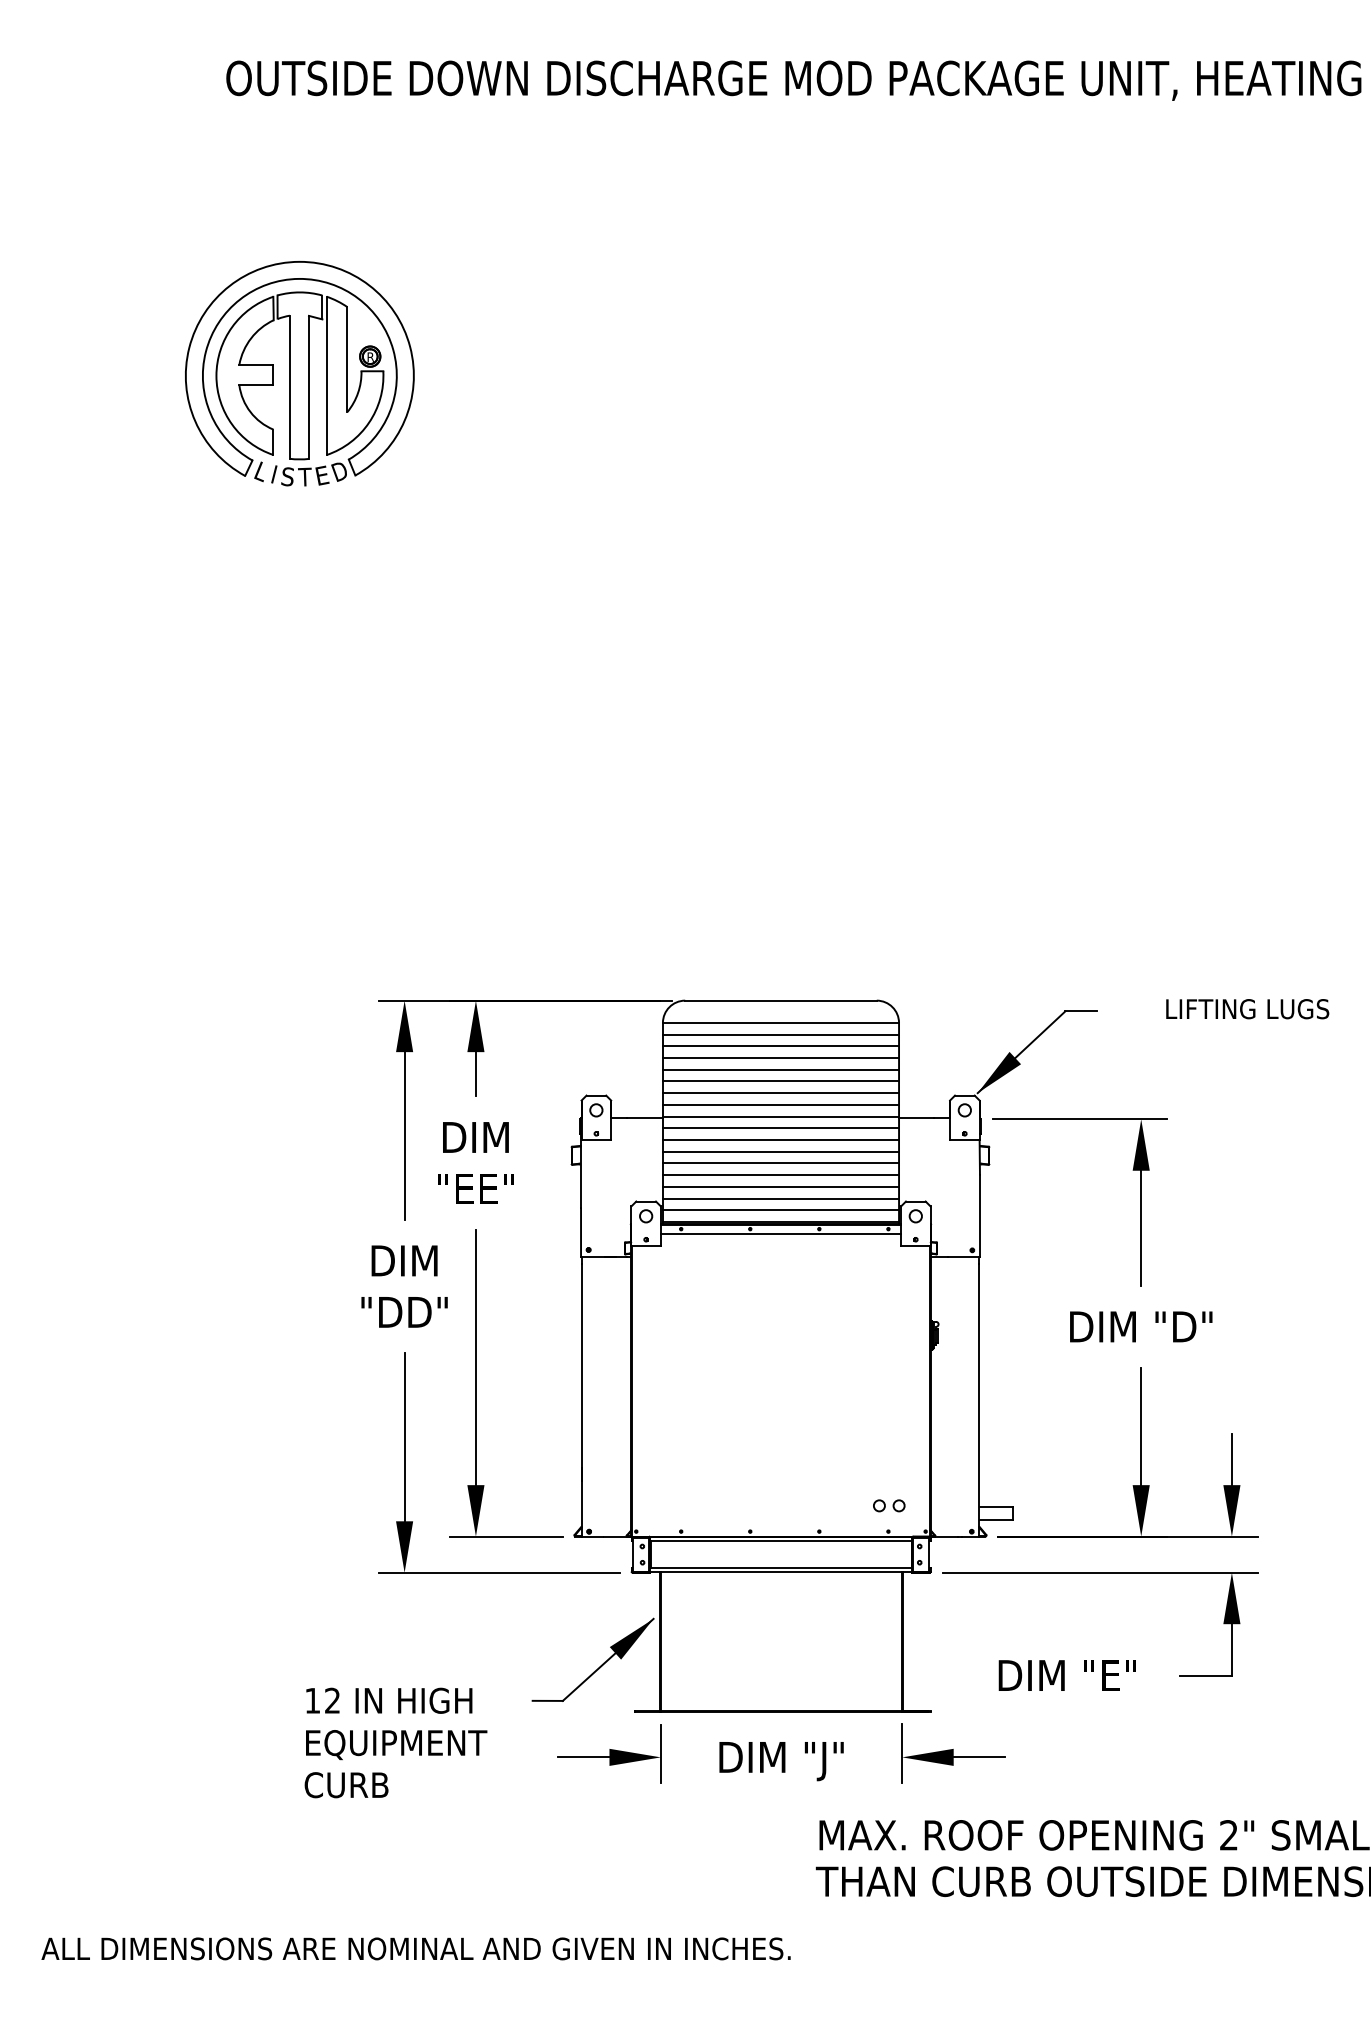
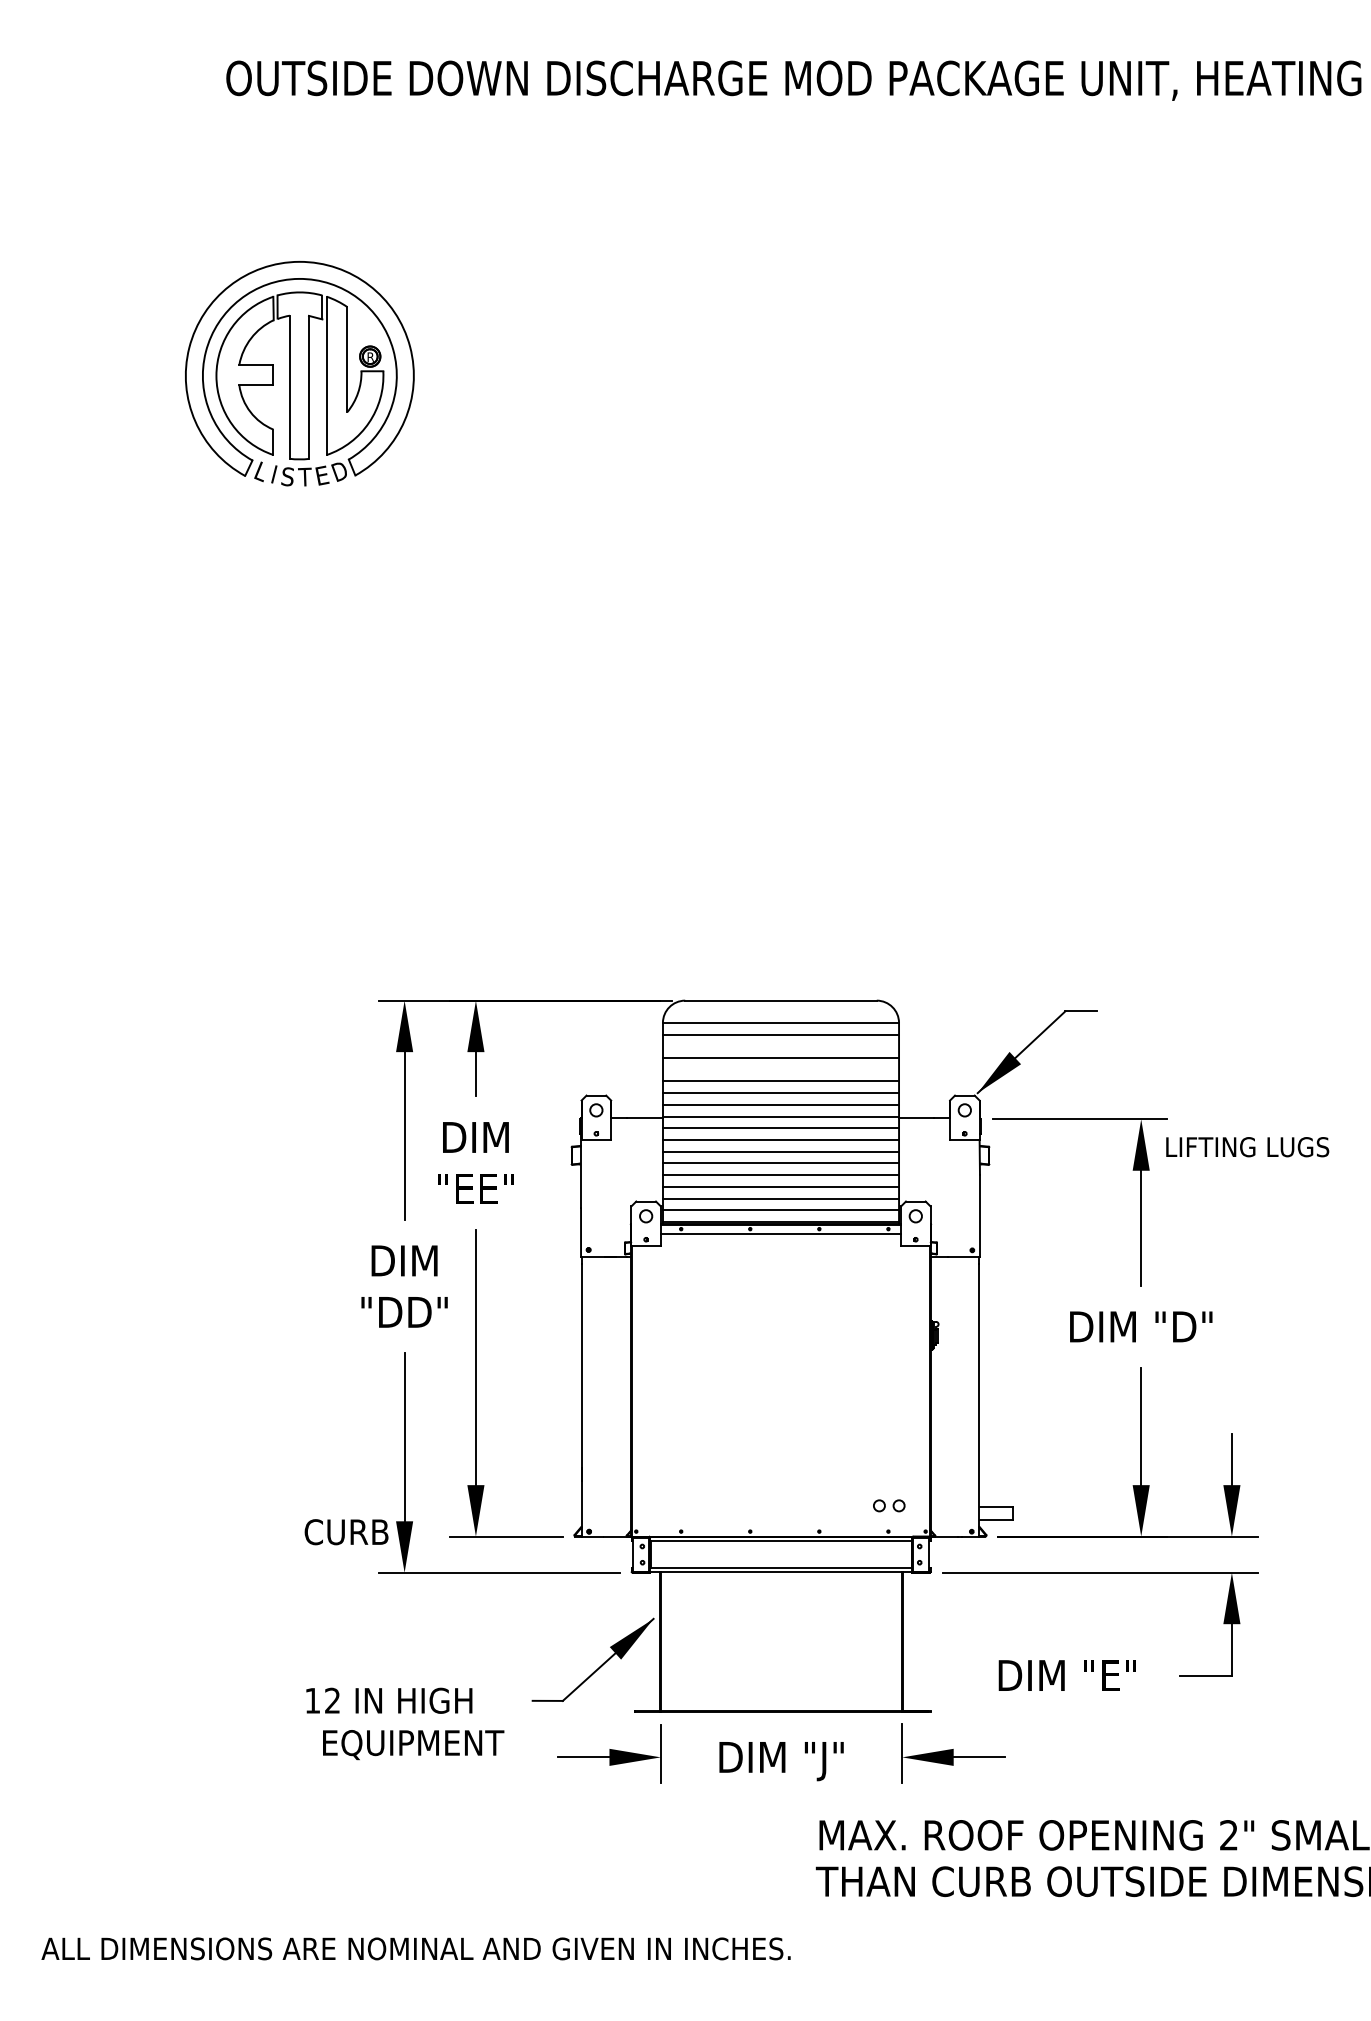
text position: (1247, 1009) -> (1247, 1147) (1247, 1147)
line: present -> none (780, 1046)
line: present -> none (780, 1069)
text position: (396, 1745) -> (413, 1745) (413, 1745)
text position: (346, 1785) -> (346, 1532) (346, 1532)
